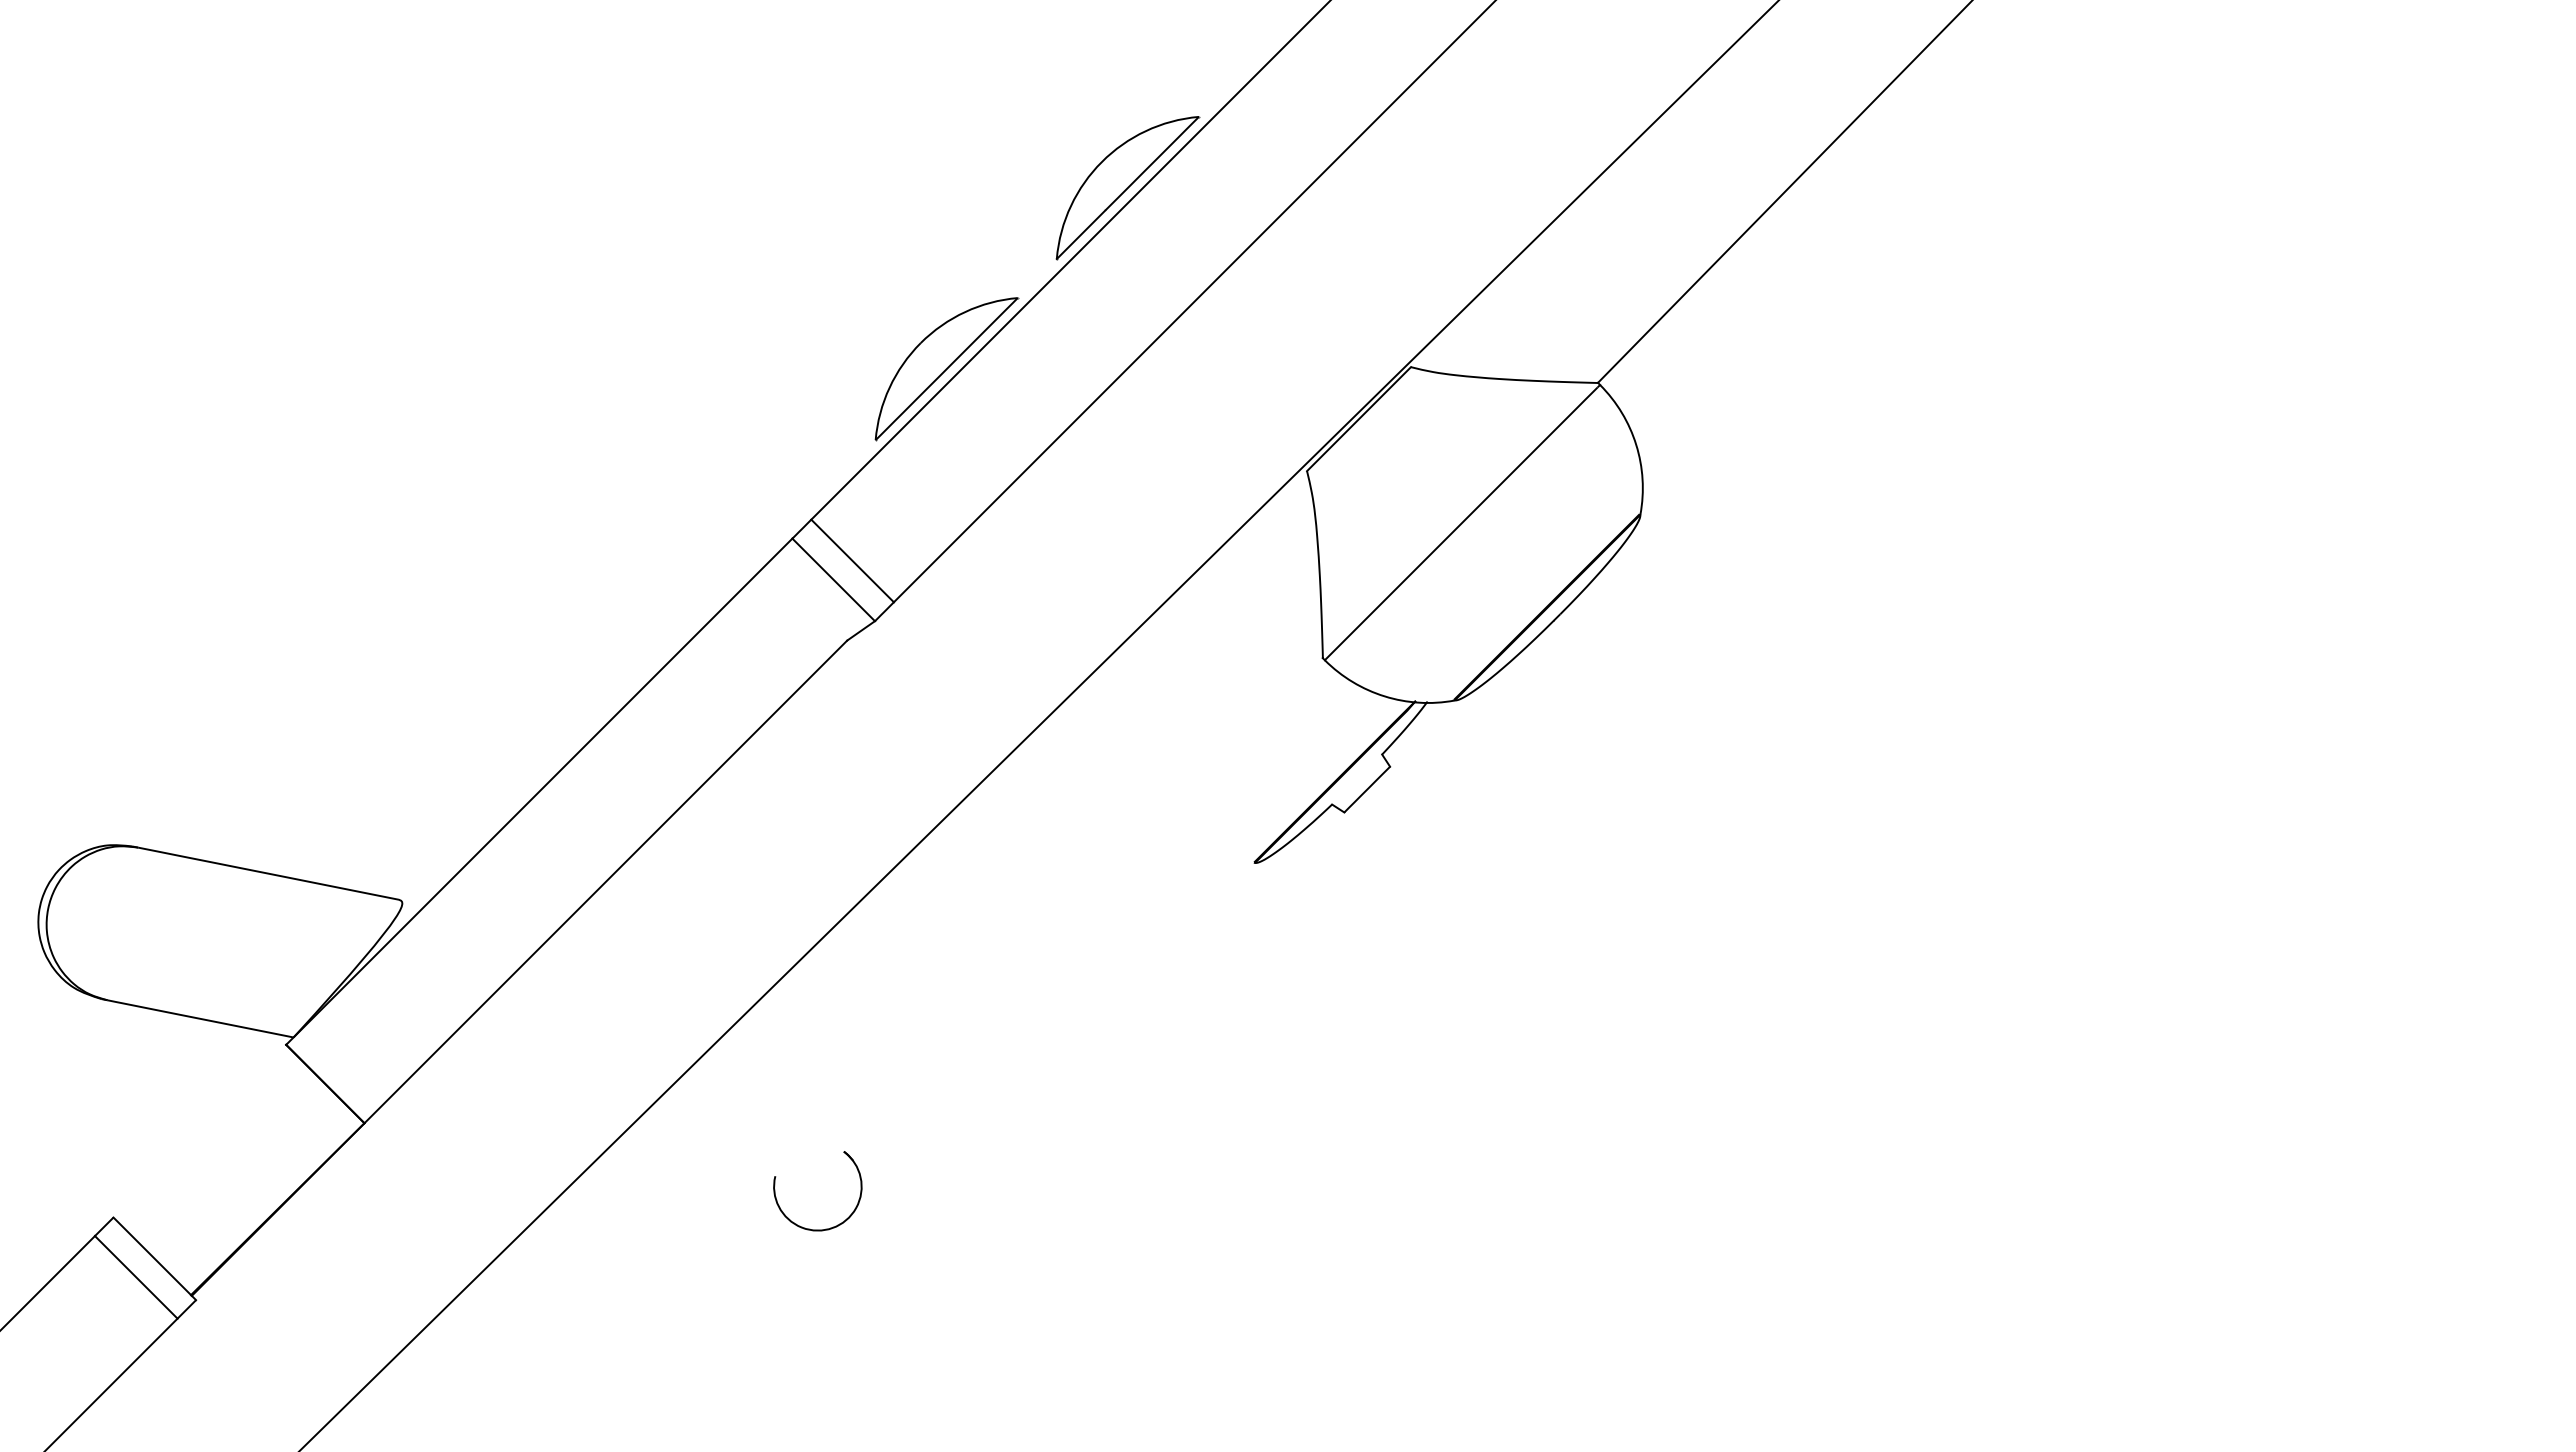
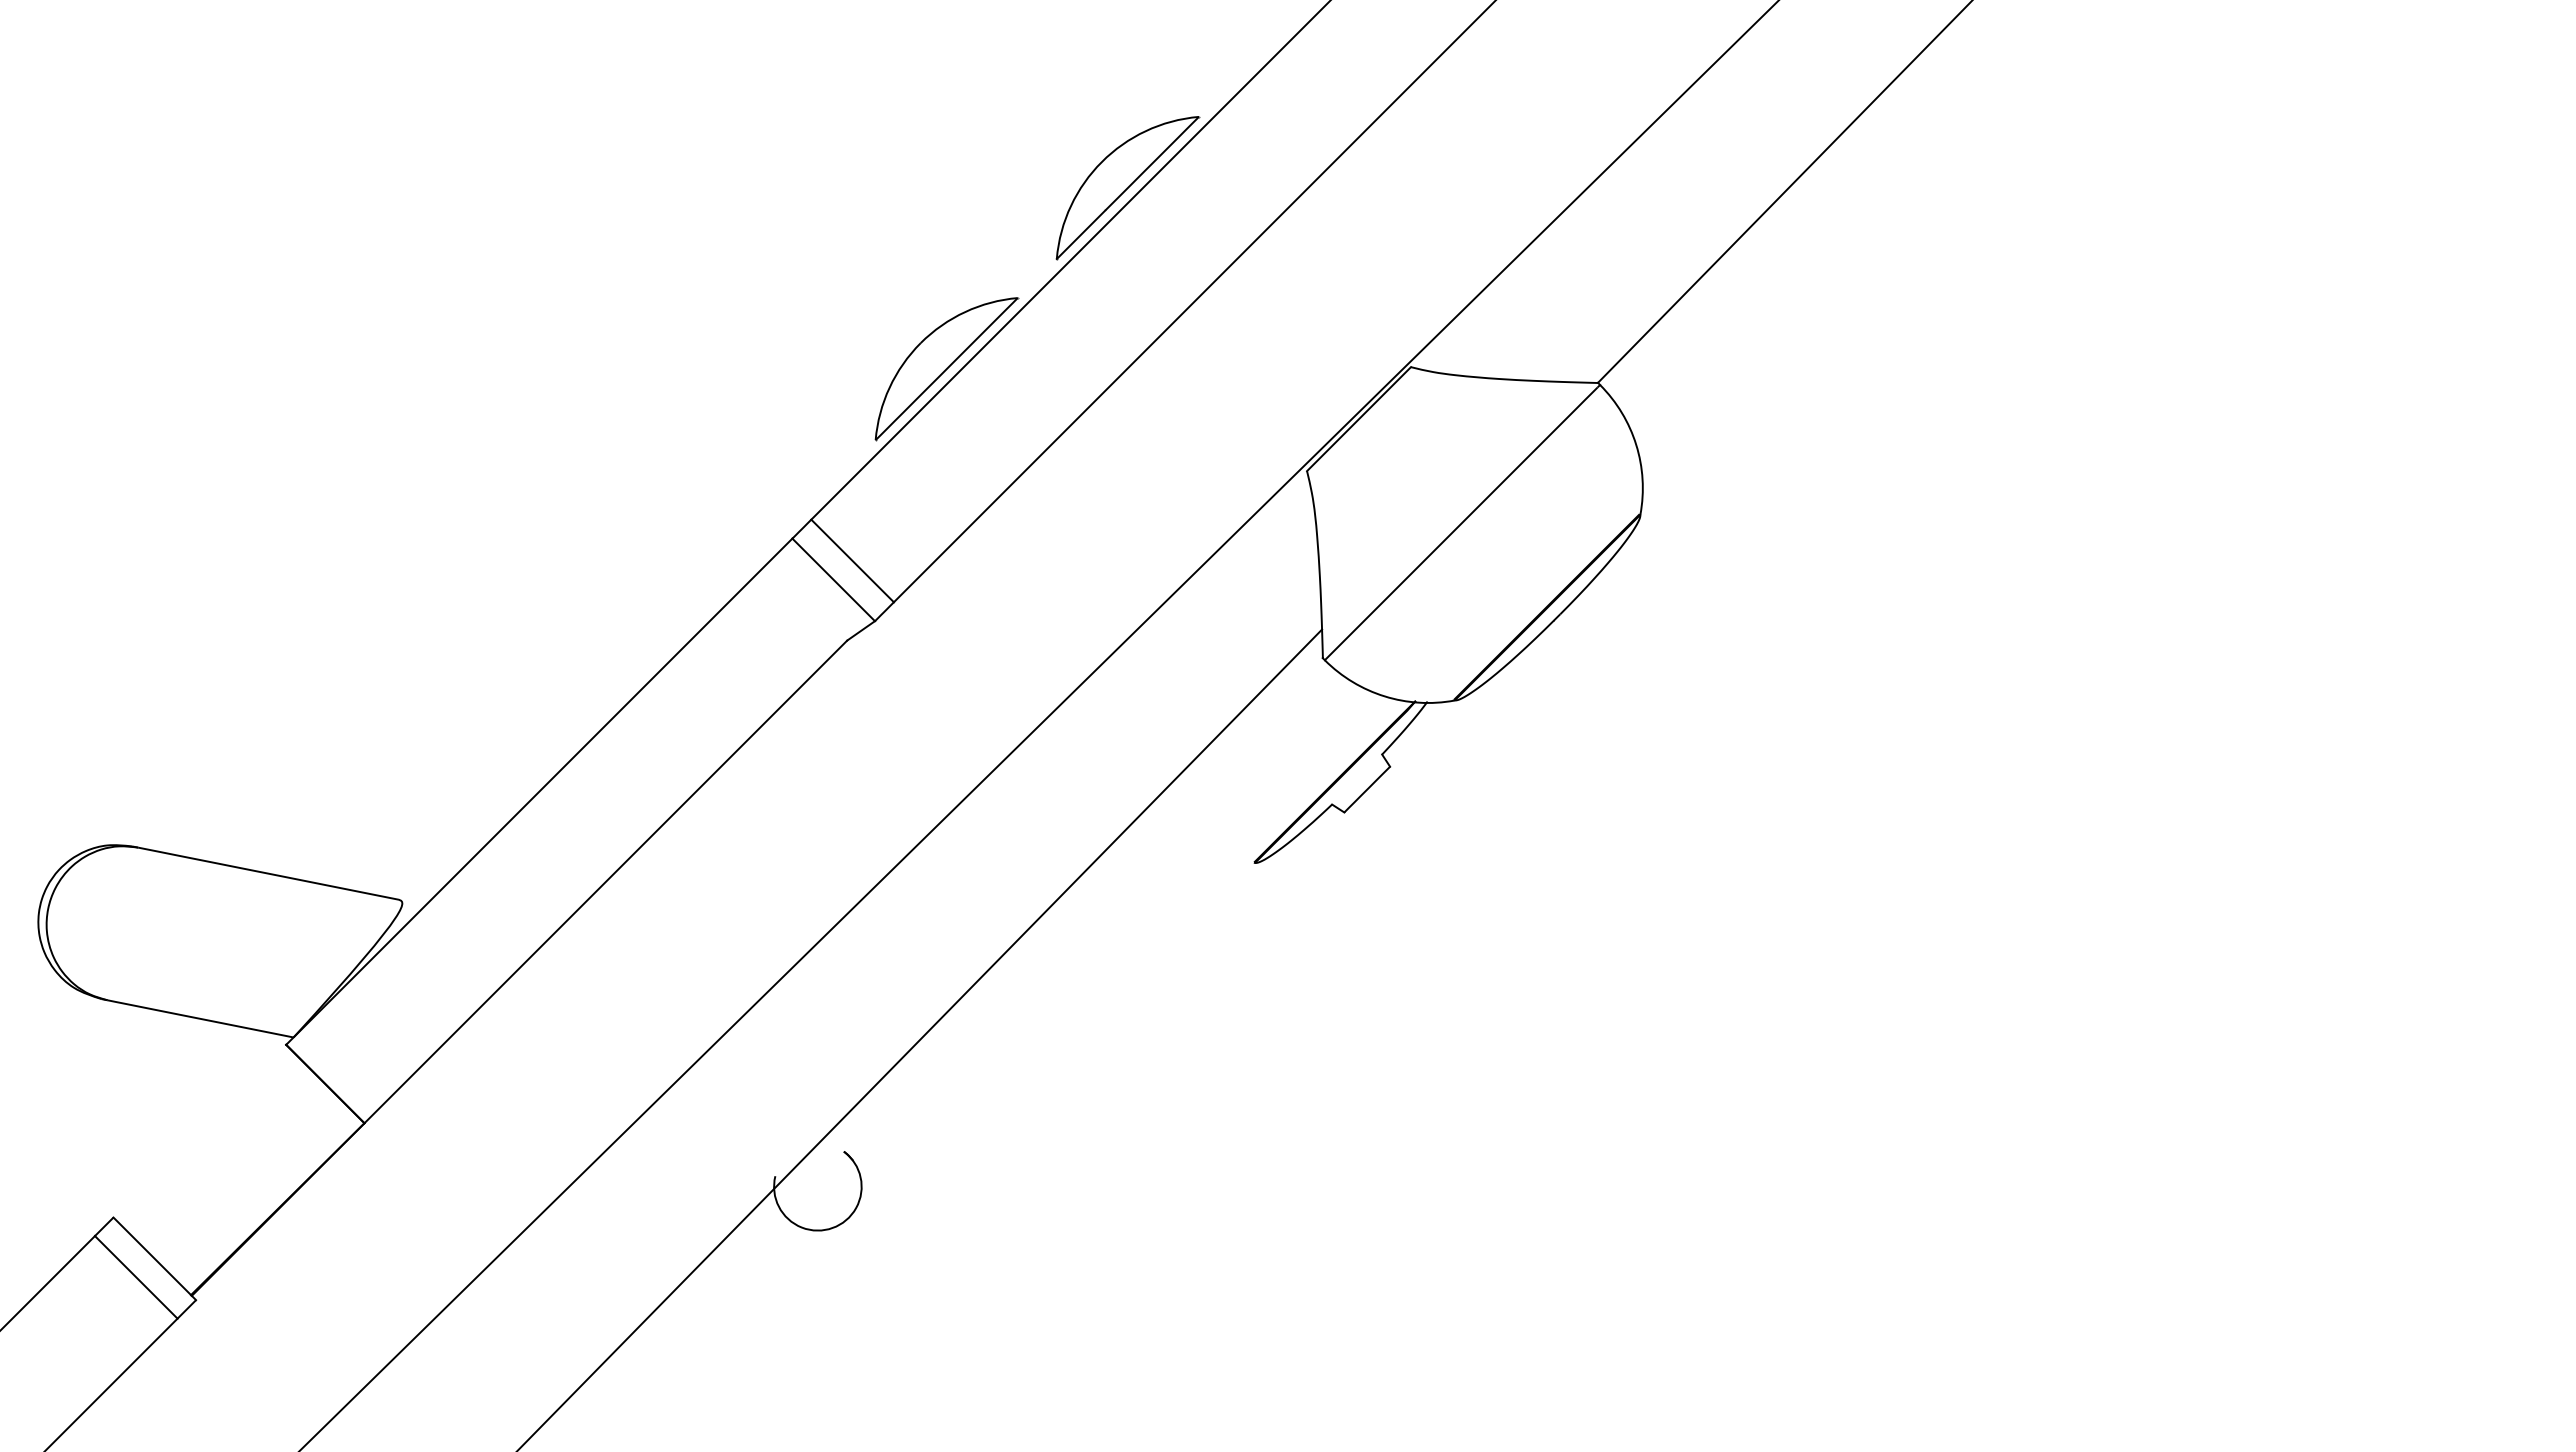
line: none -> present (921, 1038)
